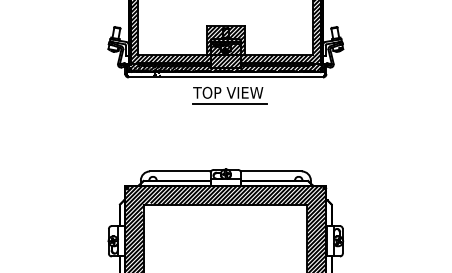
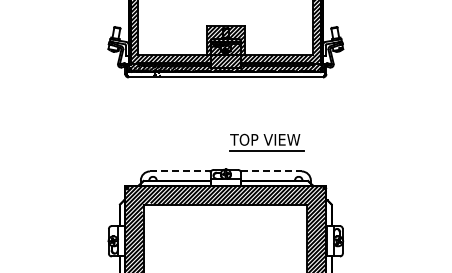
part position: (229, 95) -> (266, 142) (266, 142)
line: solid -> dashed (180, 171)
line: solid -> dashed (271, 171)
